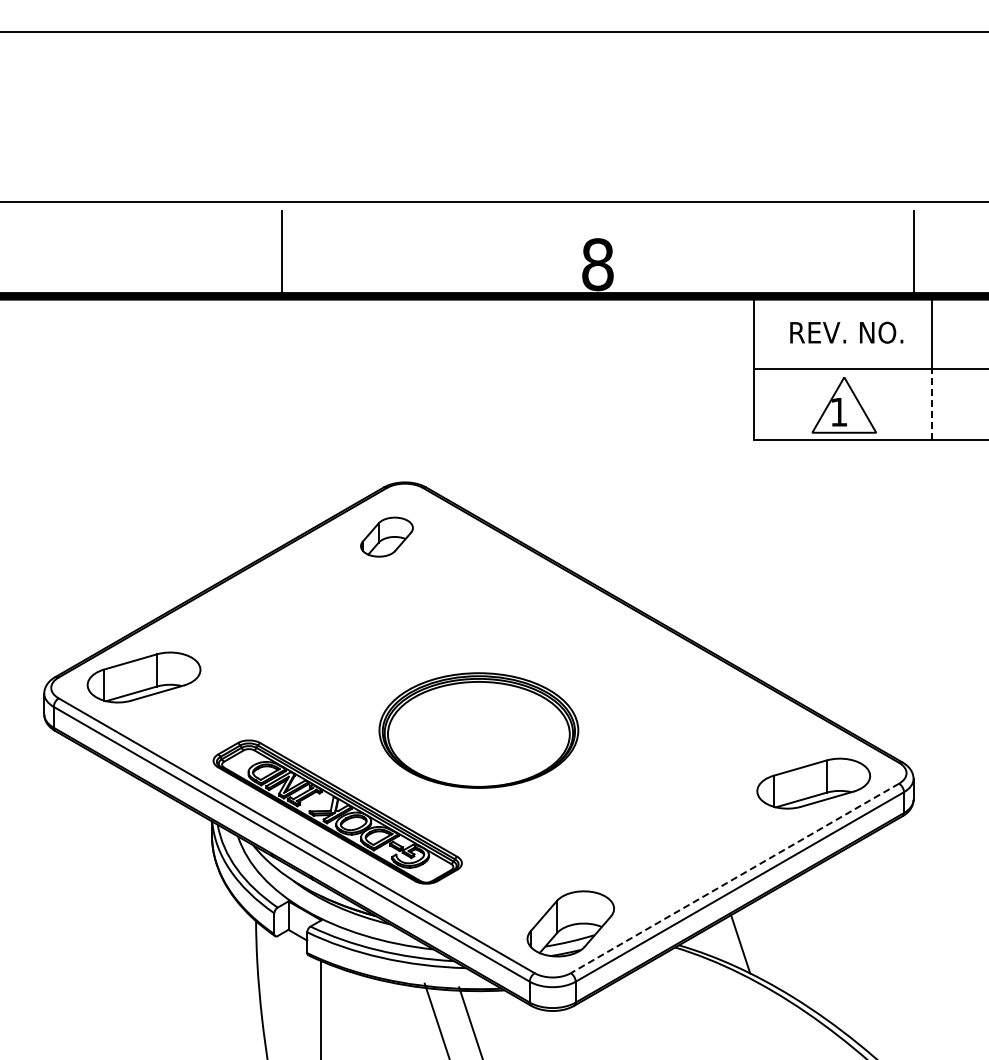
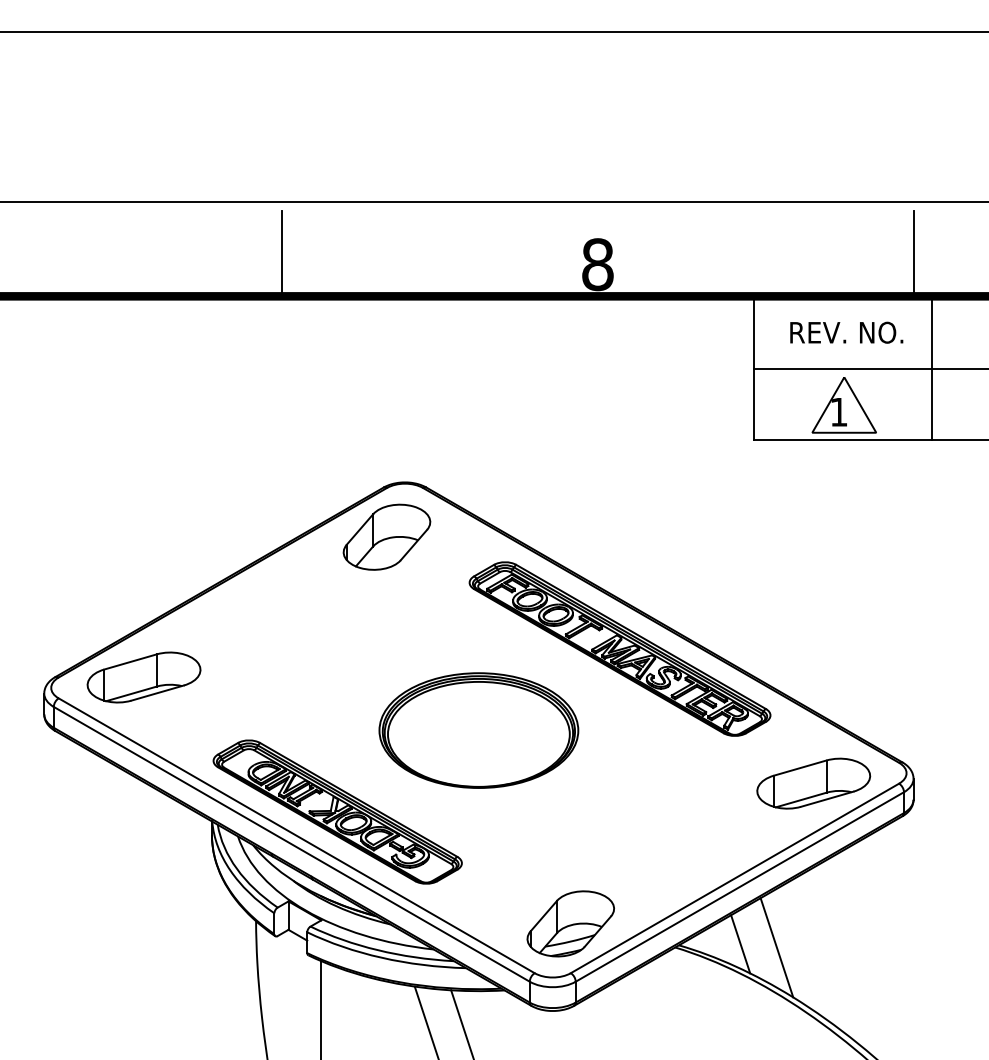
line: dashed -> solid (932, 404)
part size: 54x42 px -> 90x68 px (386, 536)
part: none -> present (619, 648)
line: dashed -> solid (734, 878)
line: none -> present (776, 947)
line position: (436, 1019) -> (425, 1021) (425, 1021)
line position: (470, 1021) -> (462, 1023) (462, 1023)
